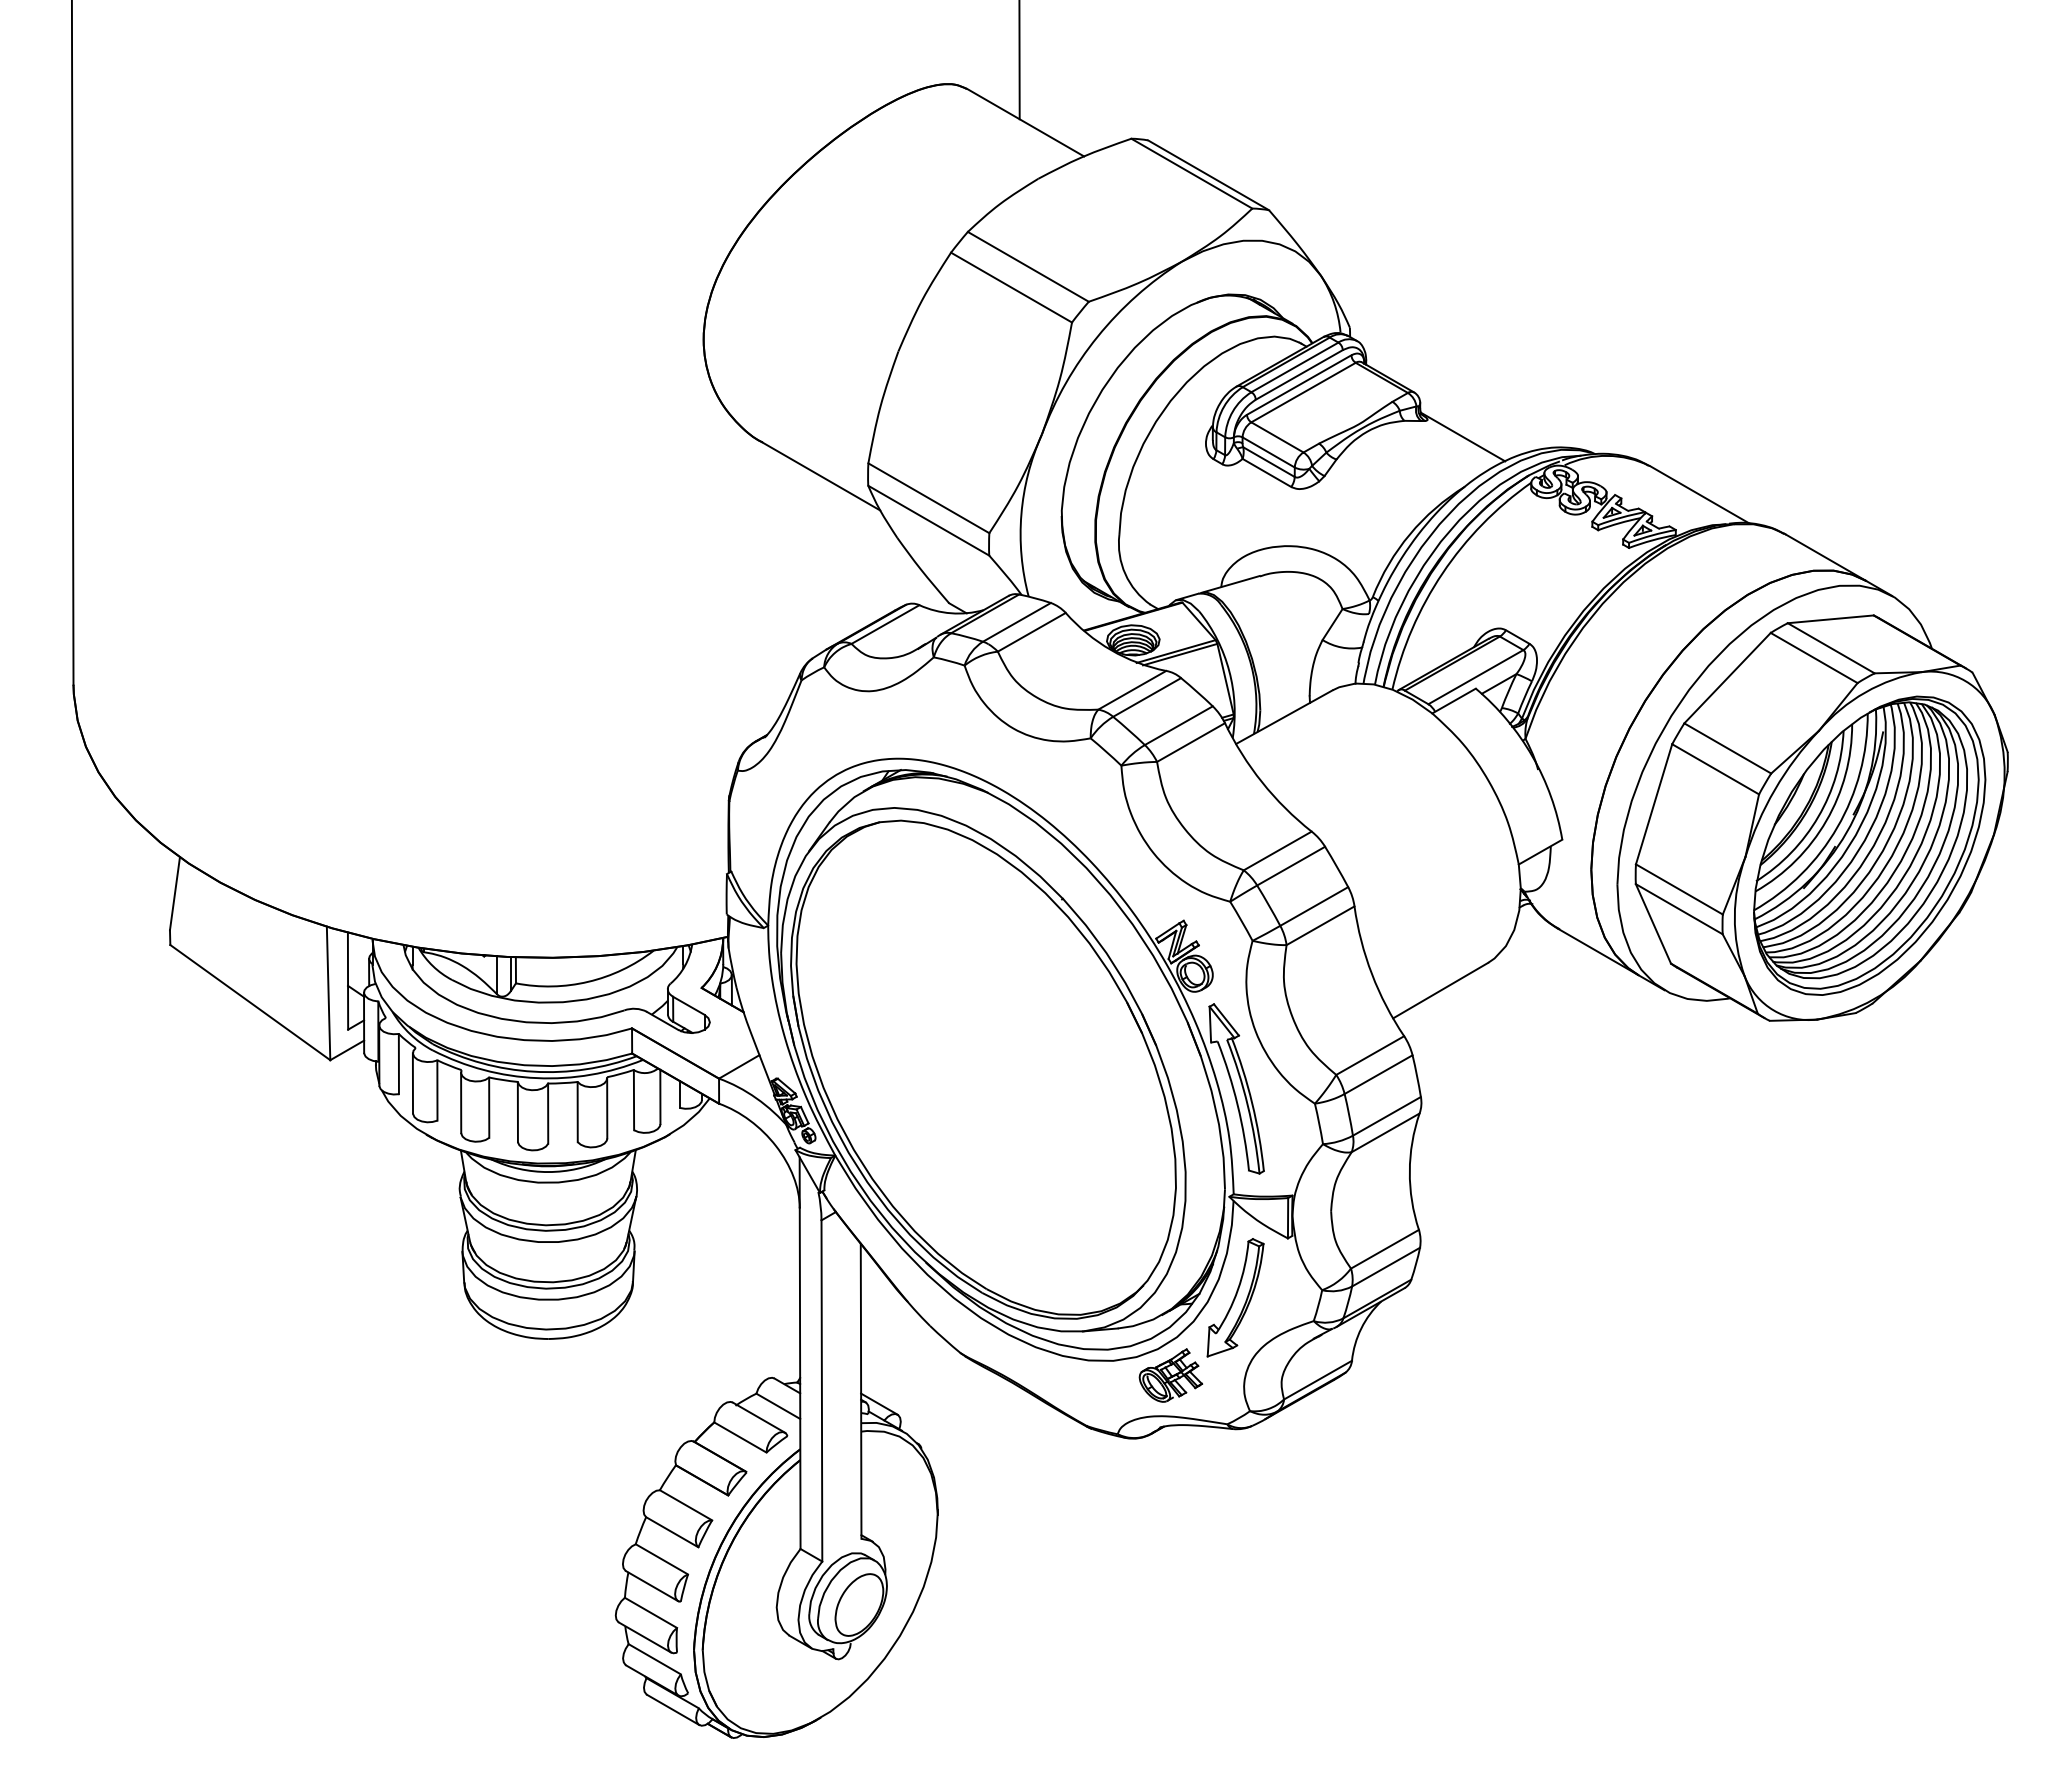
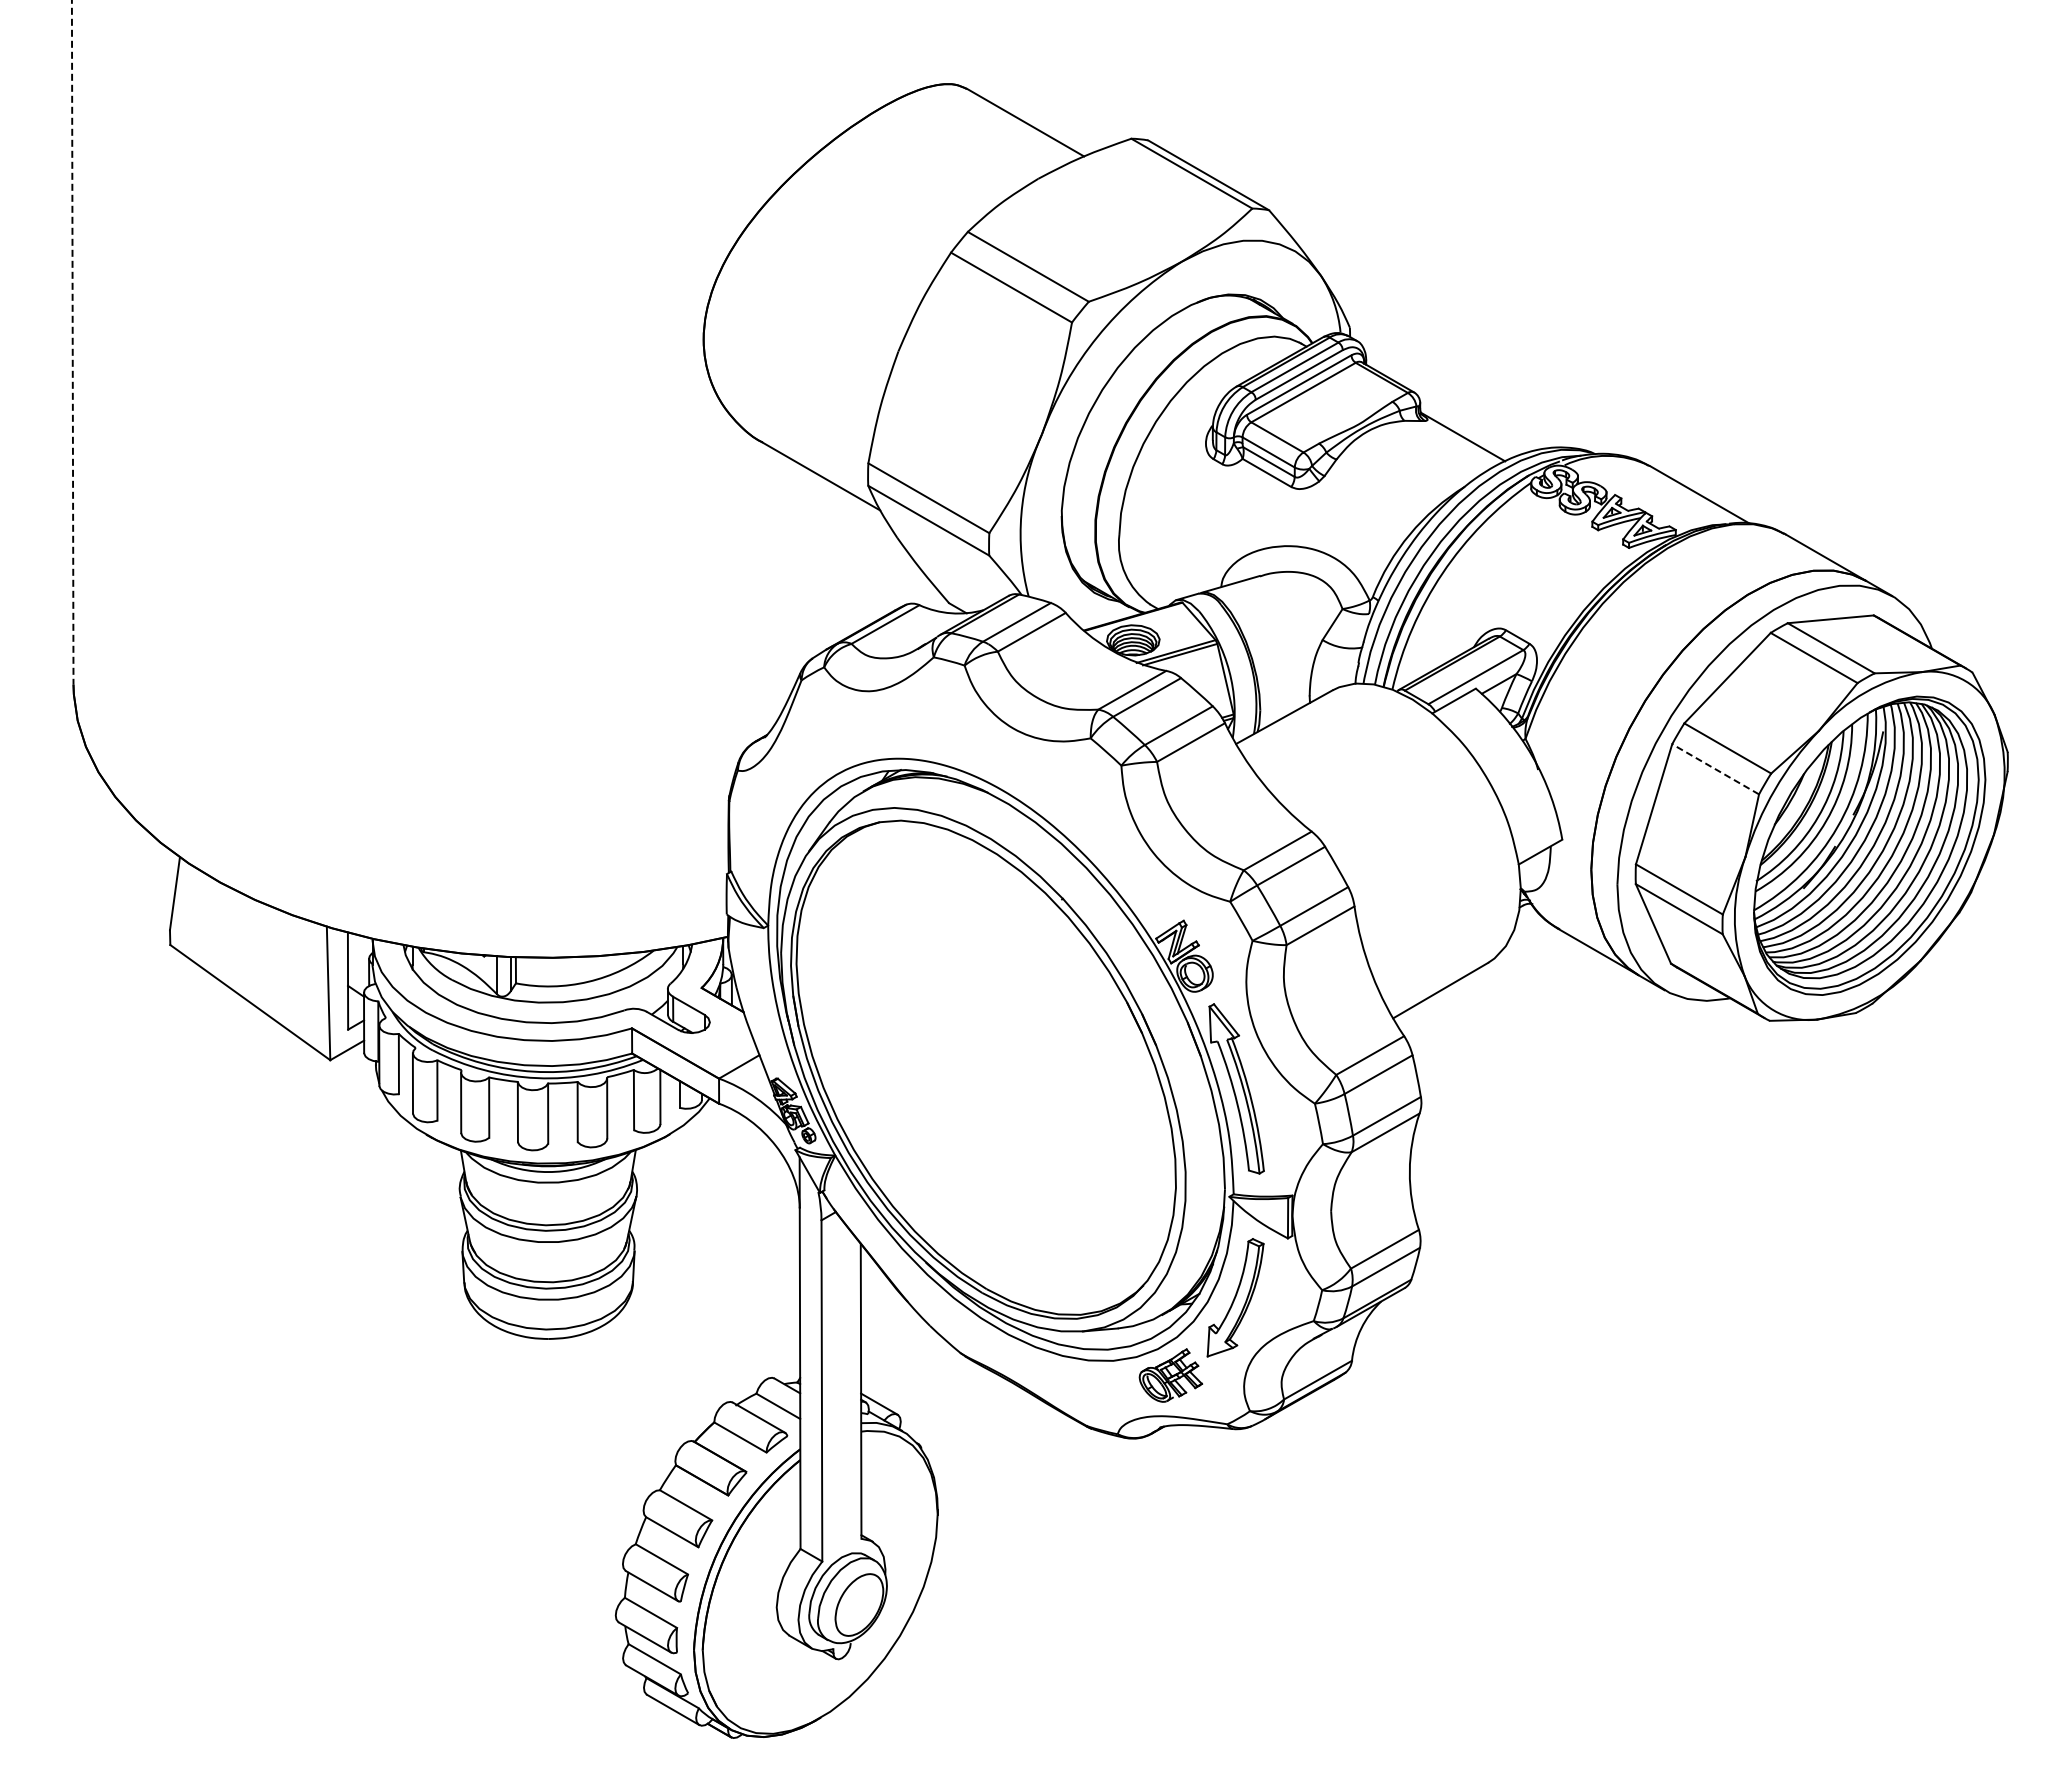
line: present -> none (1019, 60)
line: solid -> dashed (72, 342)
line: solid -> dashed (1715, 769)
